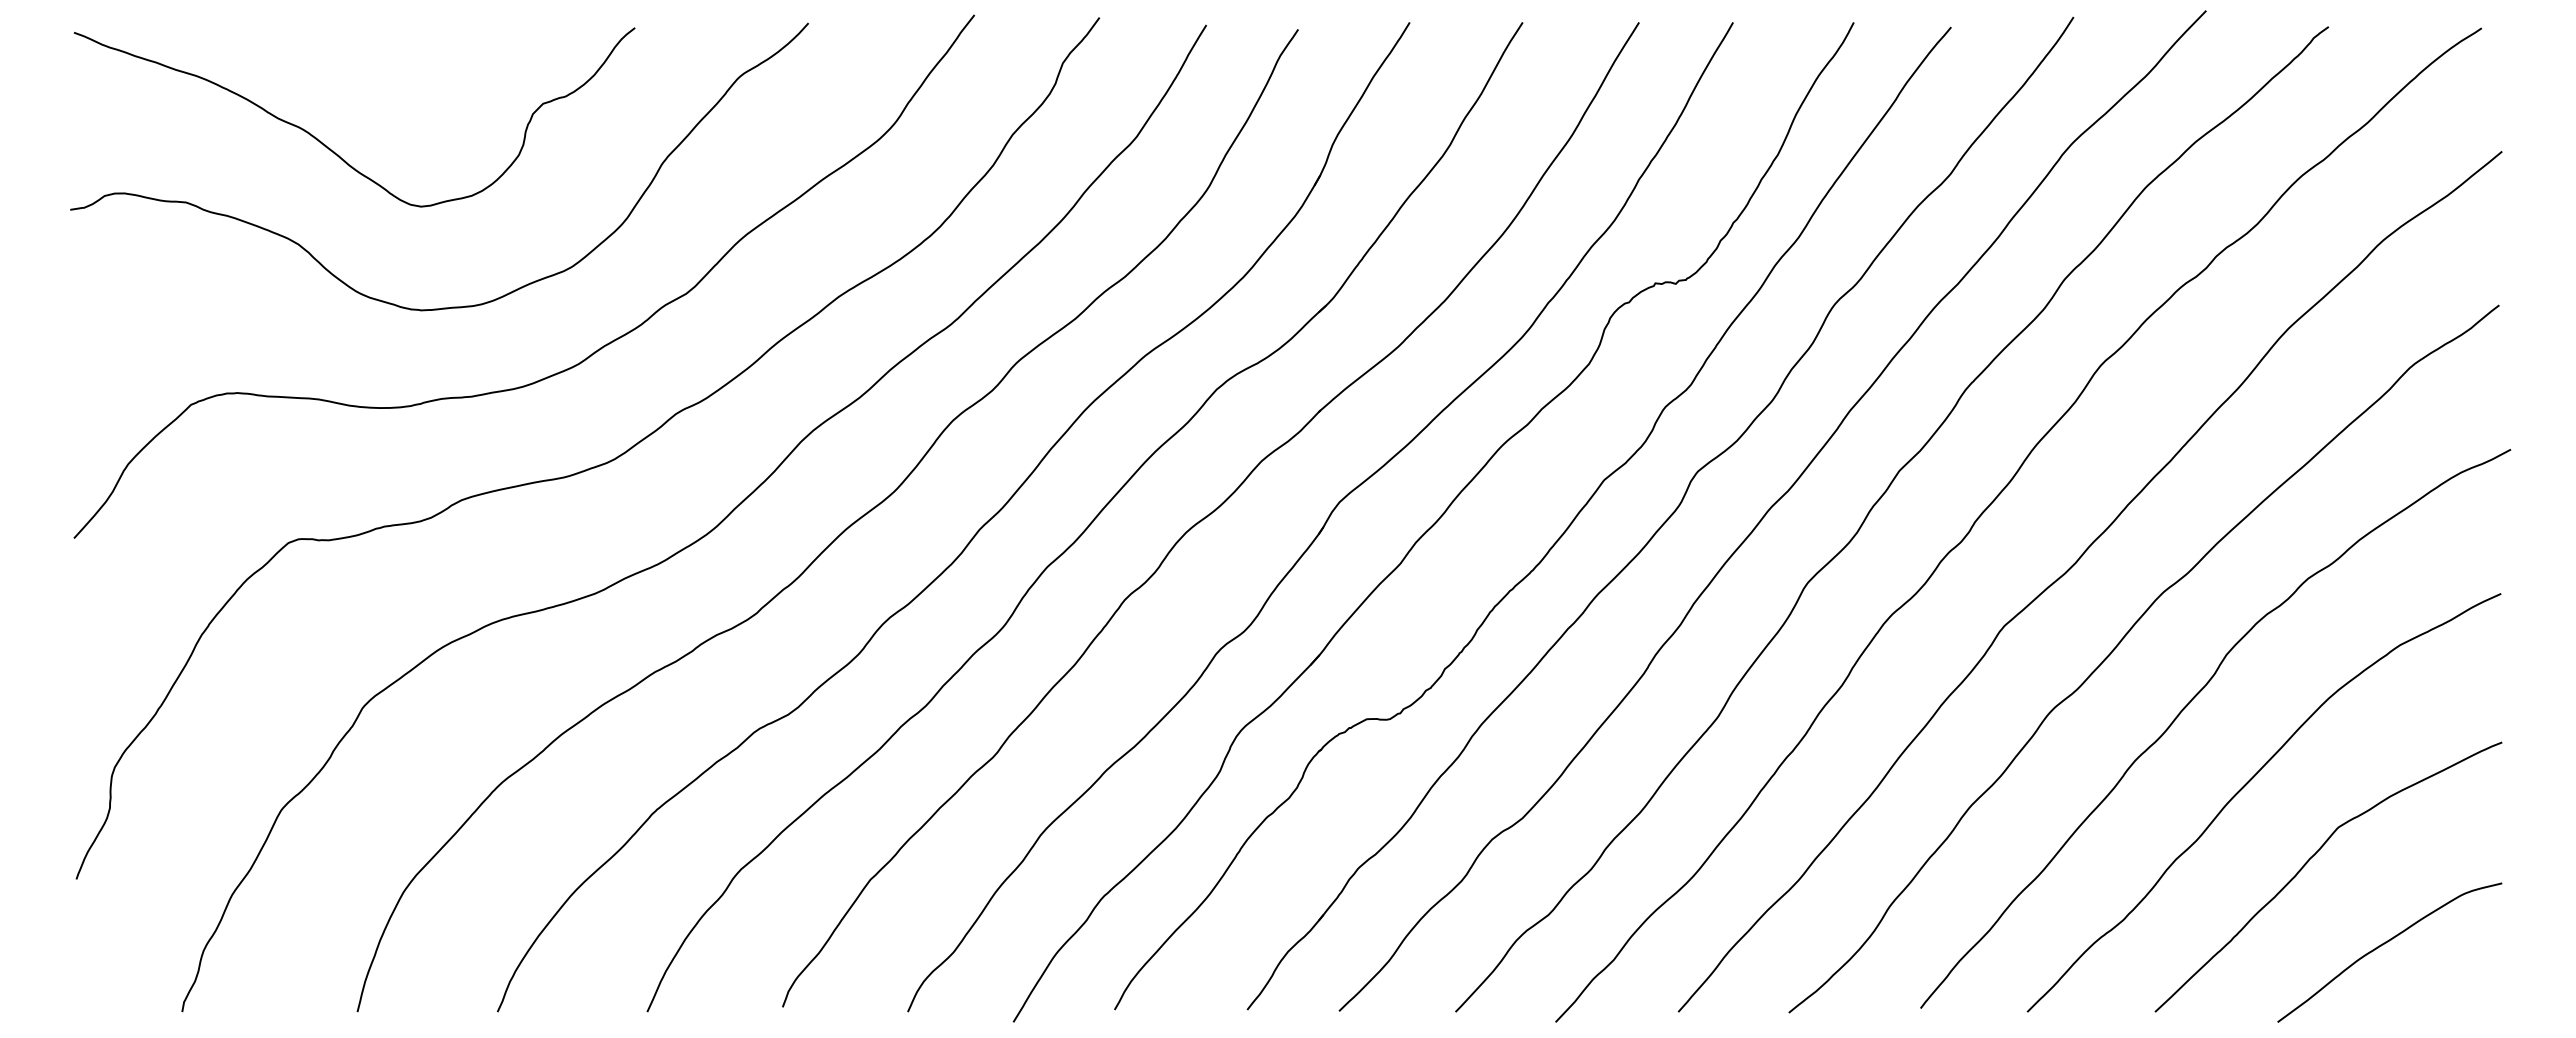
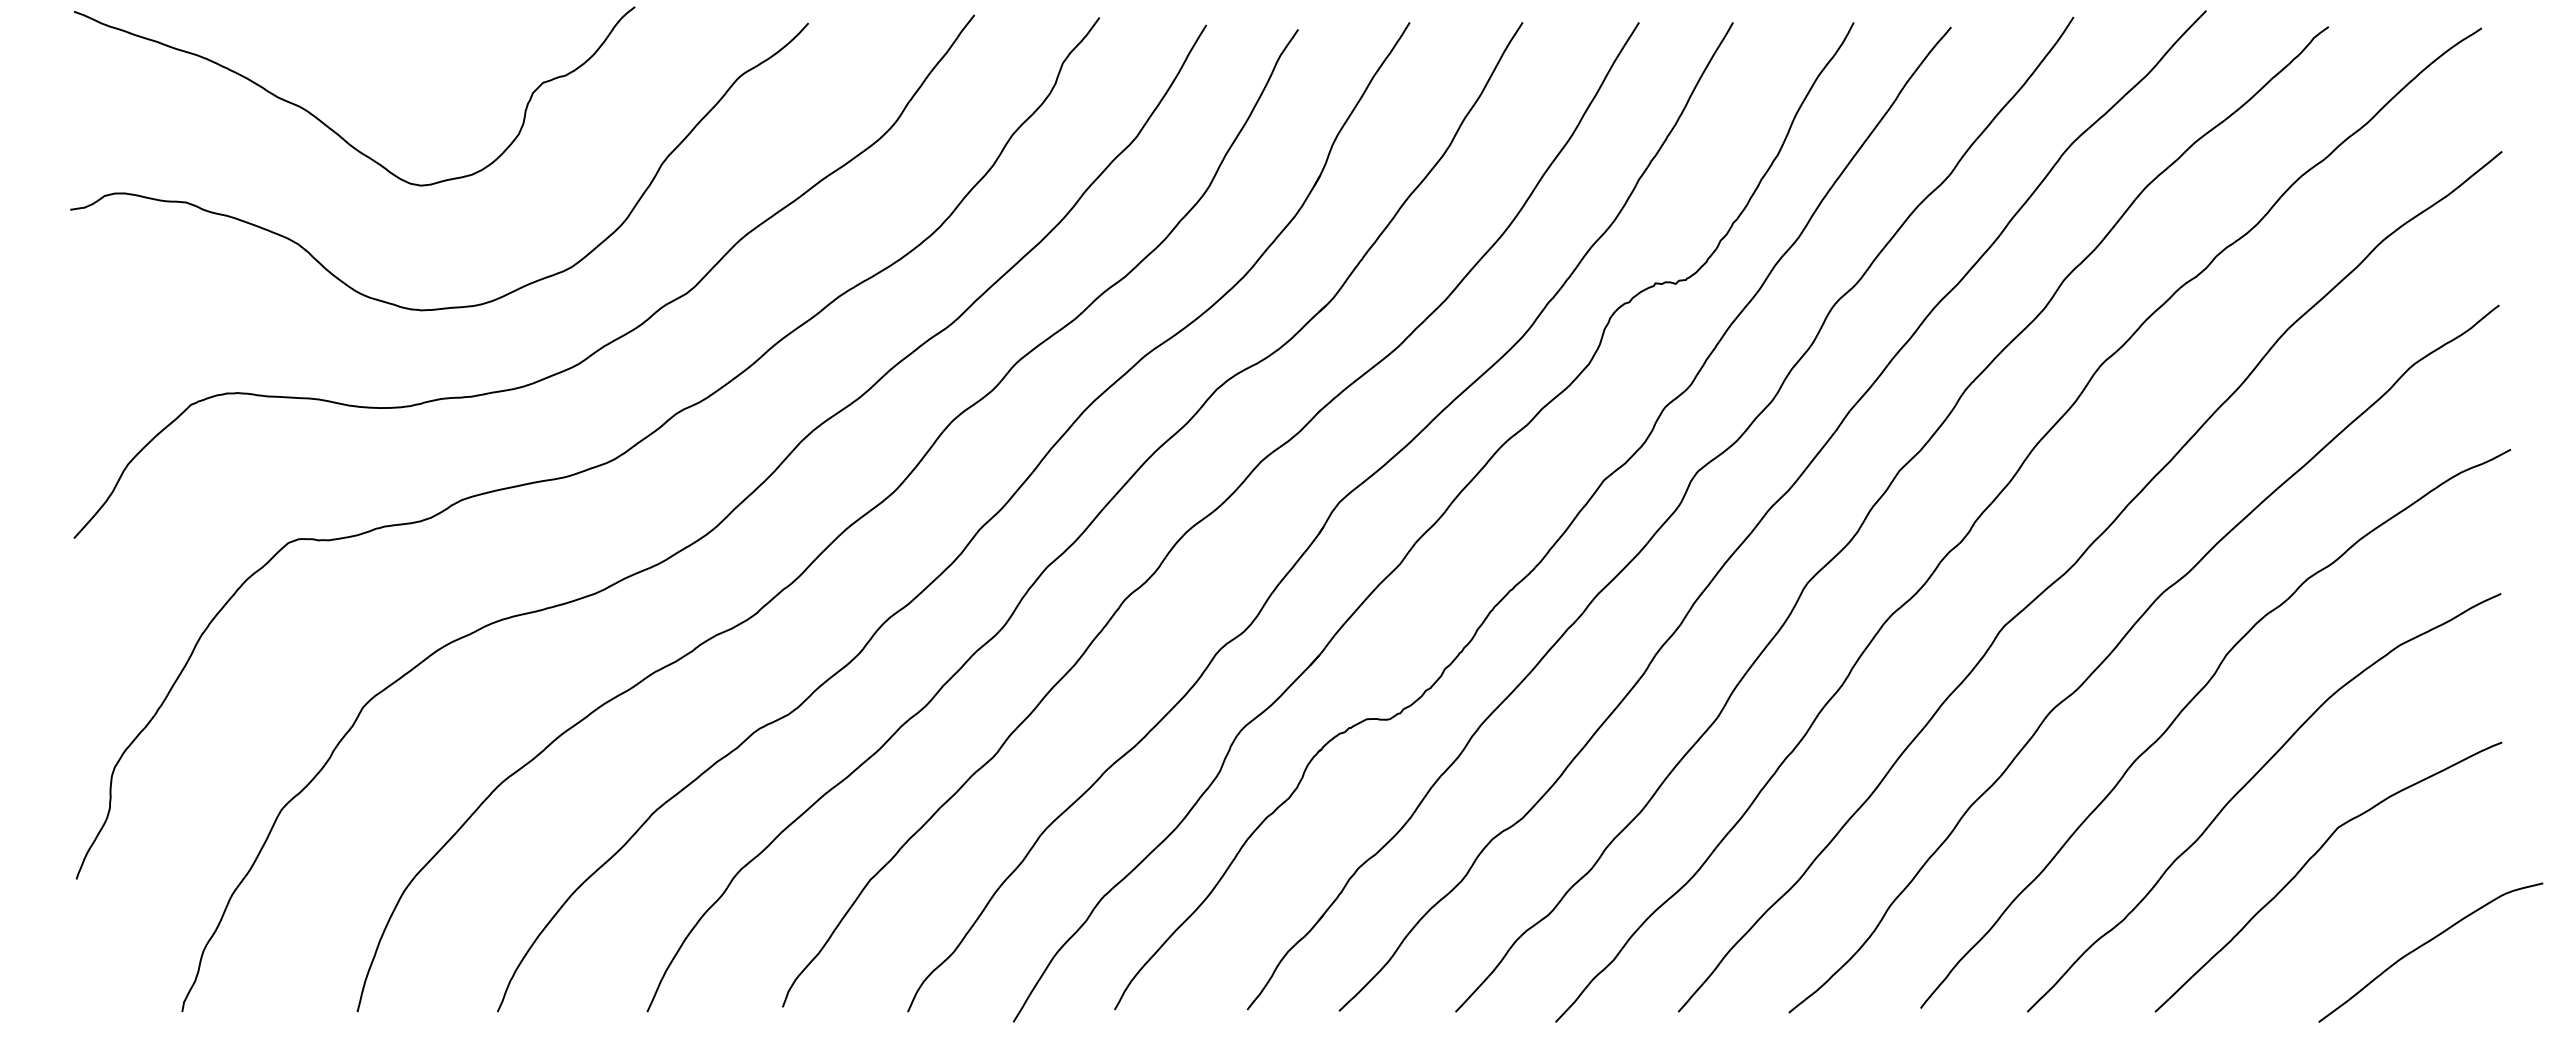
curve position: (329, 147) -> (329, 126) (329, 126)
curve position: (2383, 945) -> (2424, 945) (2424, 945)
